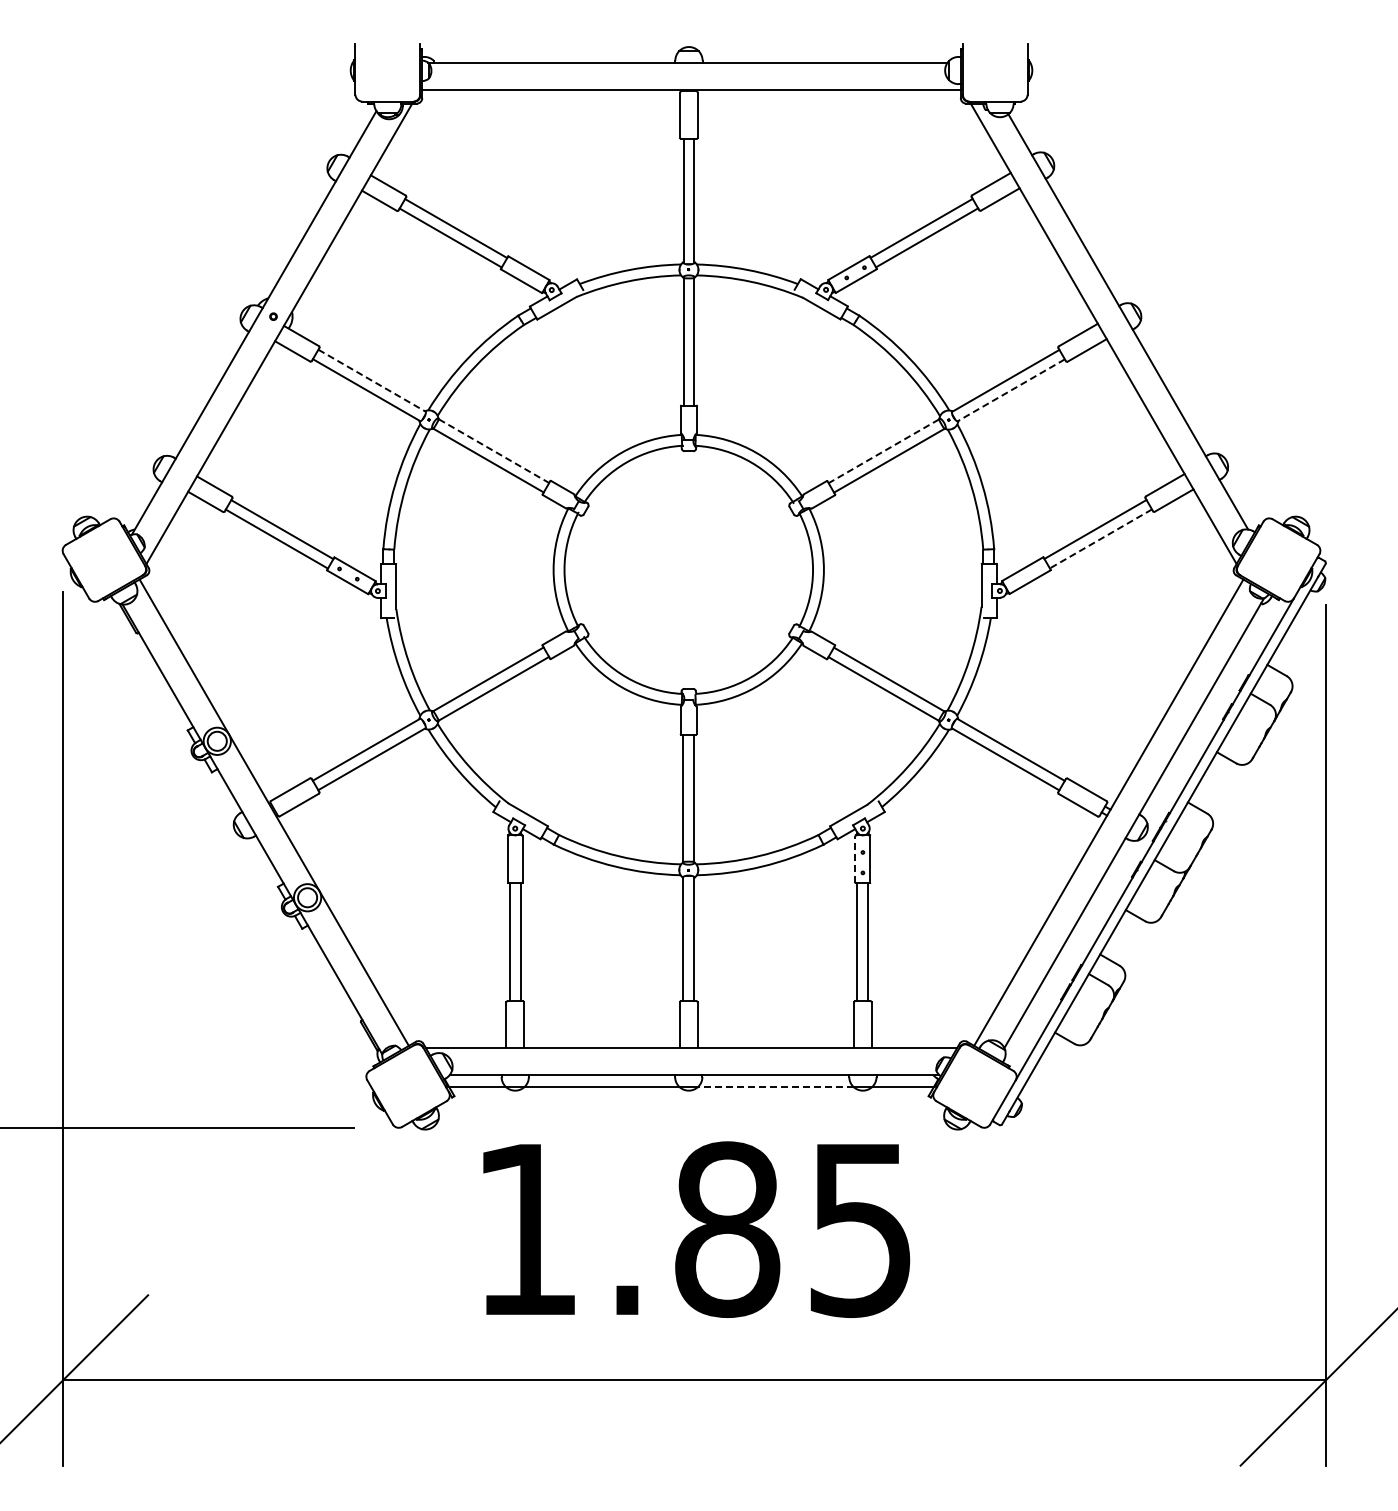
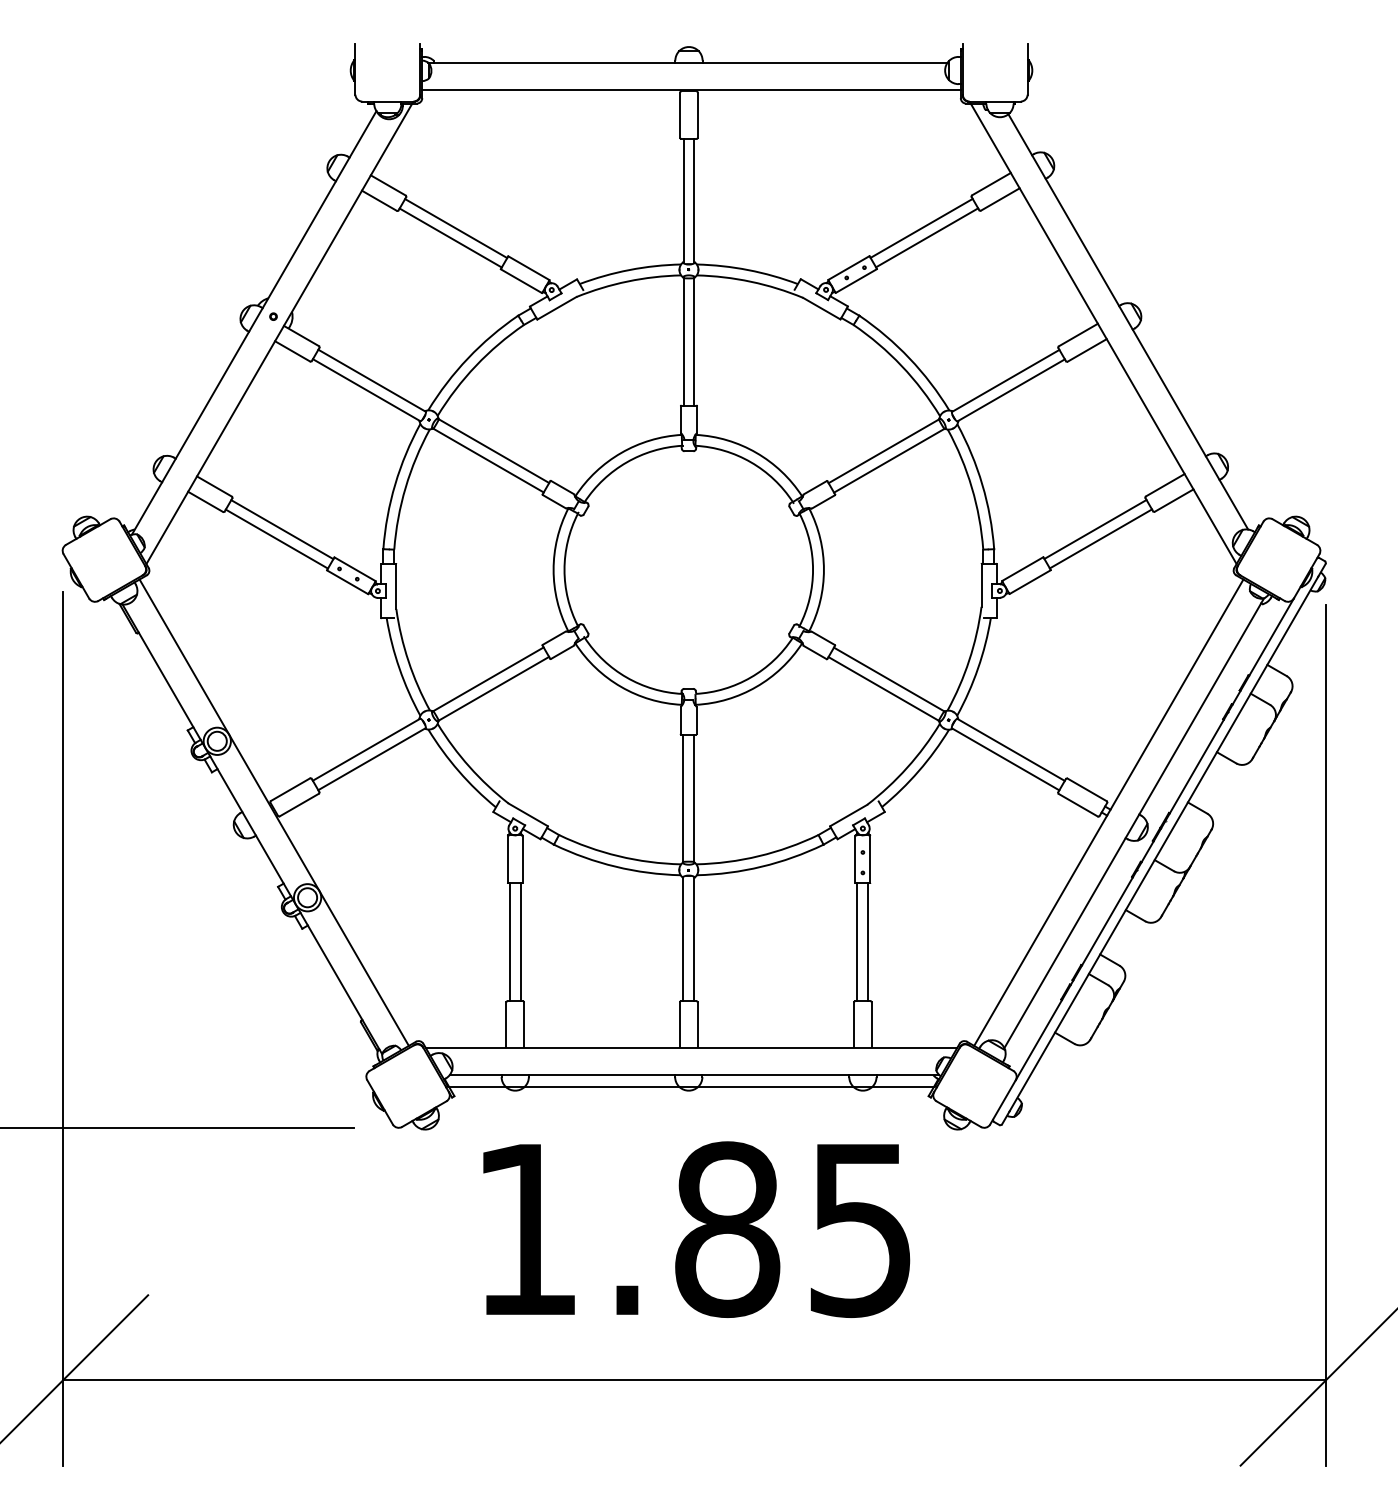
line: dashed -> solid (372, 381)
line: dashed -> solid (1010, 390)
line: dashed -> solid (494, 451)
line: dashed -> solid (883, 451)
line: dashed -> solid (1100, 538)
line: dashed -> solid (855, 859)
line: dashed -> solid (775, 1087)
